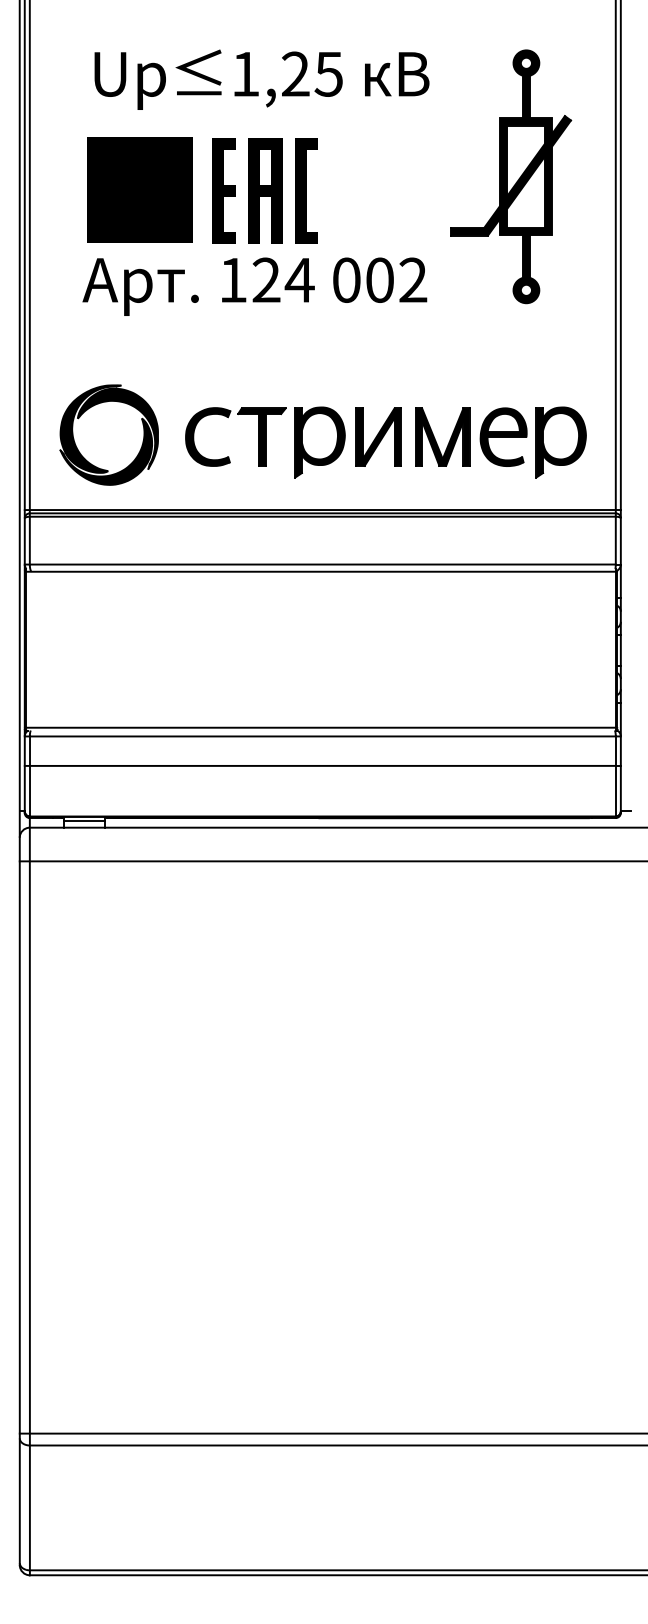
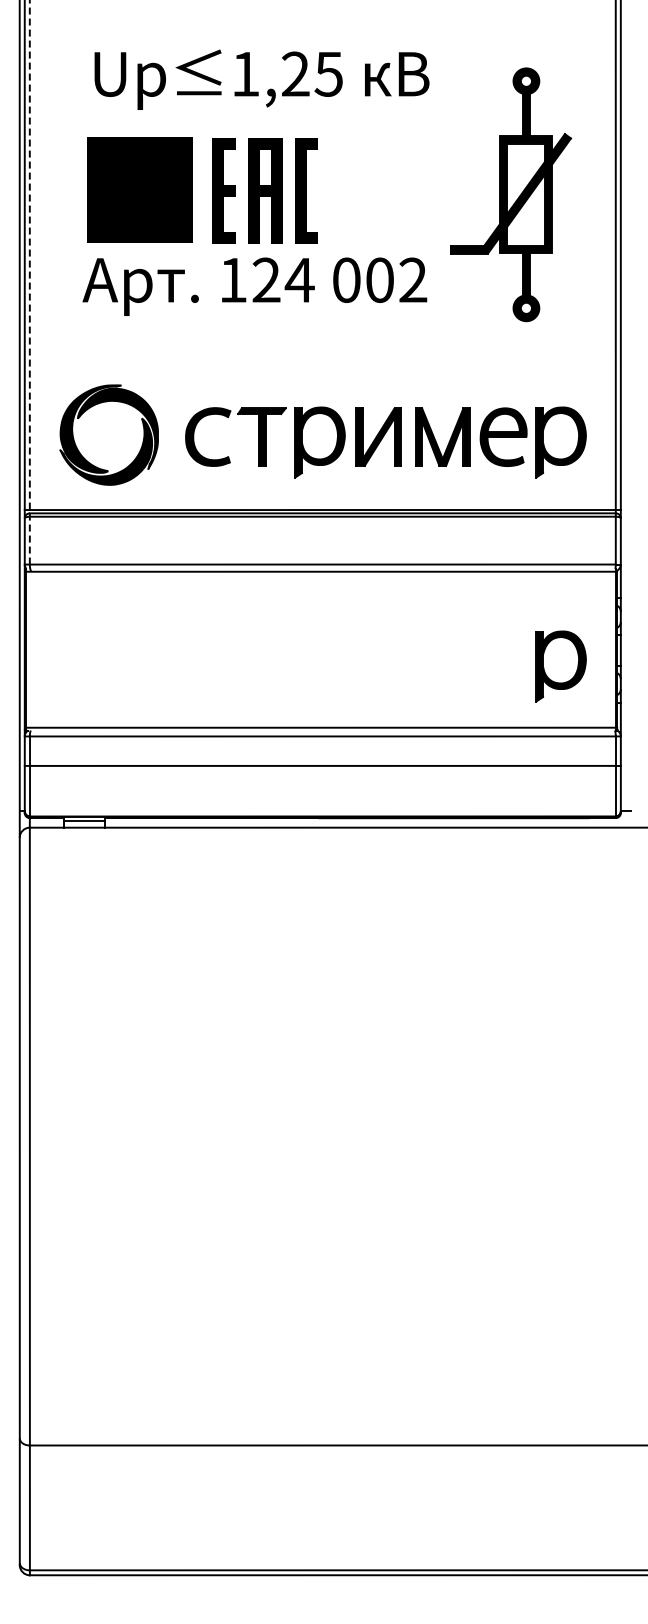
part position: (511, 176) -> (511, 194) (511, 194)
line: solid -> dashed (29, 282)
part: none -> present (560, 666)
line: present -> none (331, 861)
line: present -> none (331, 1433)
